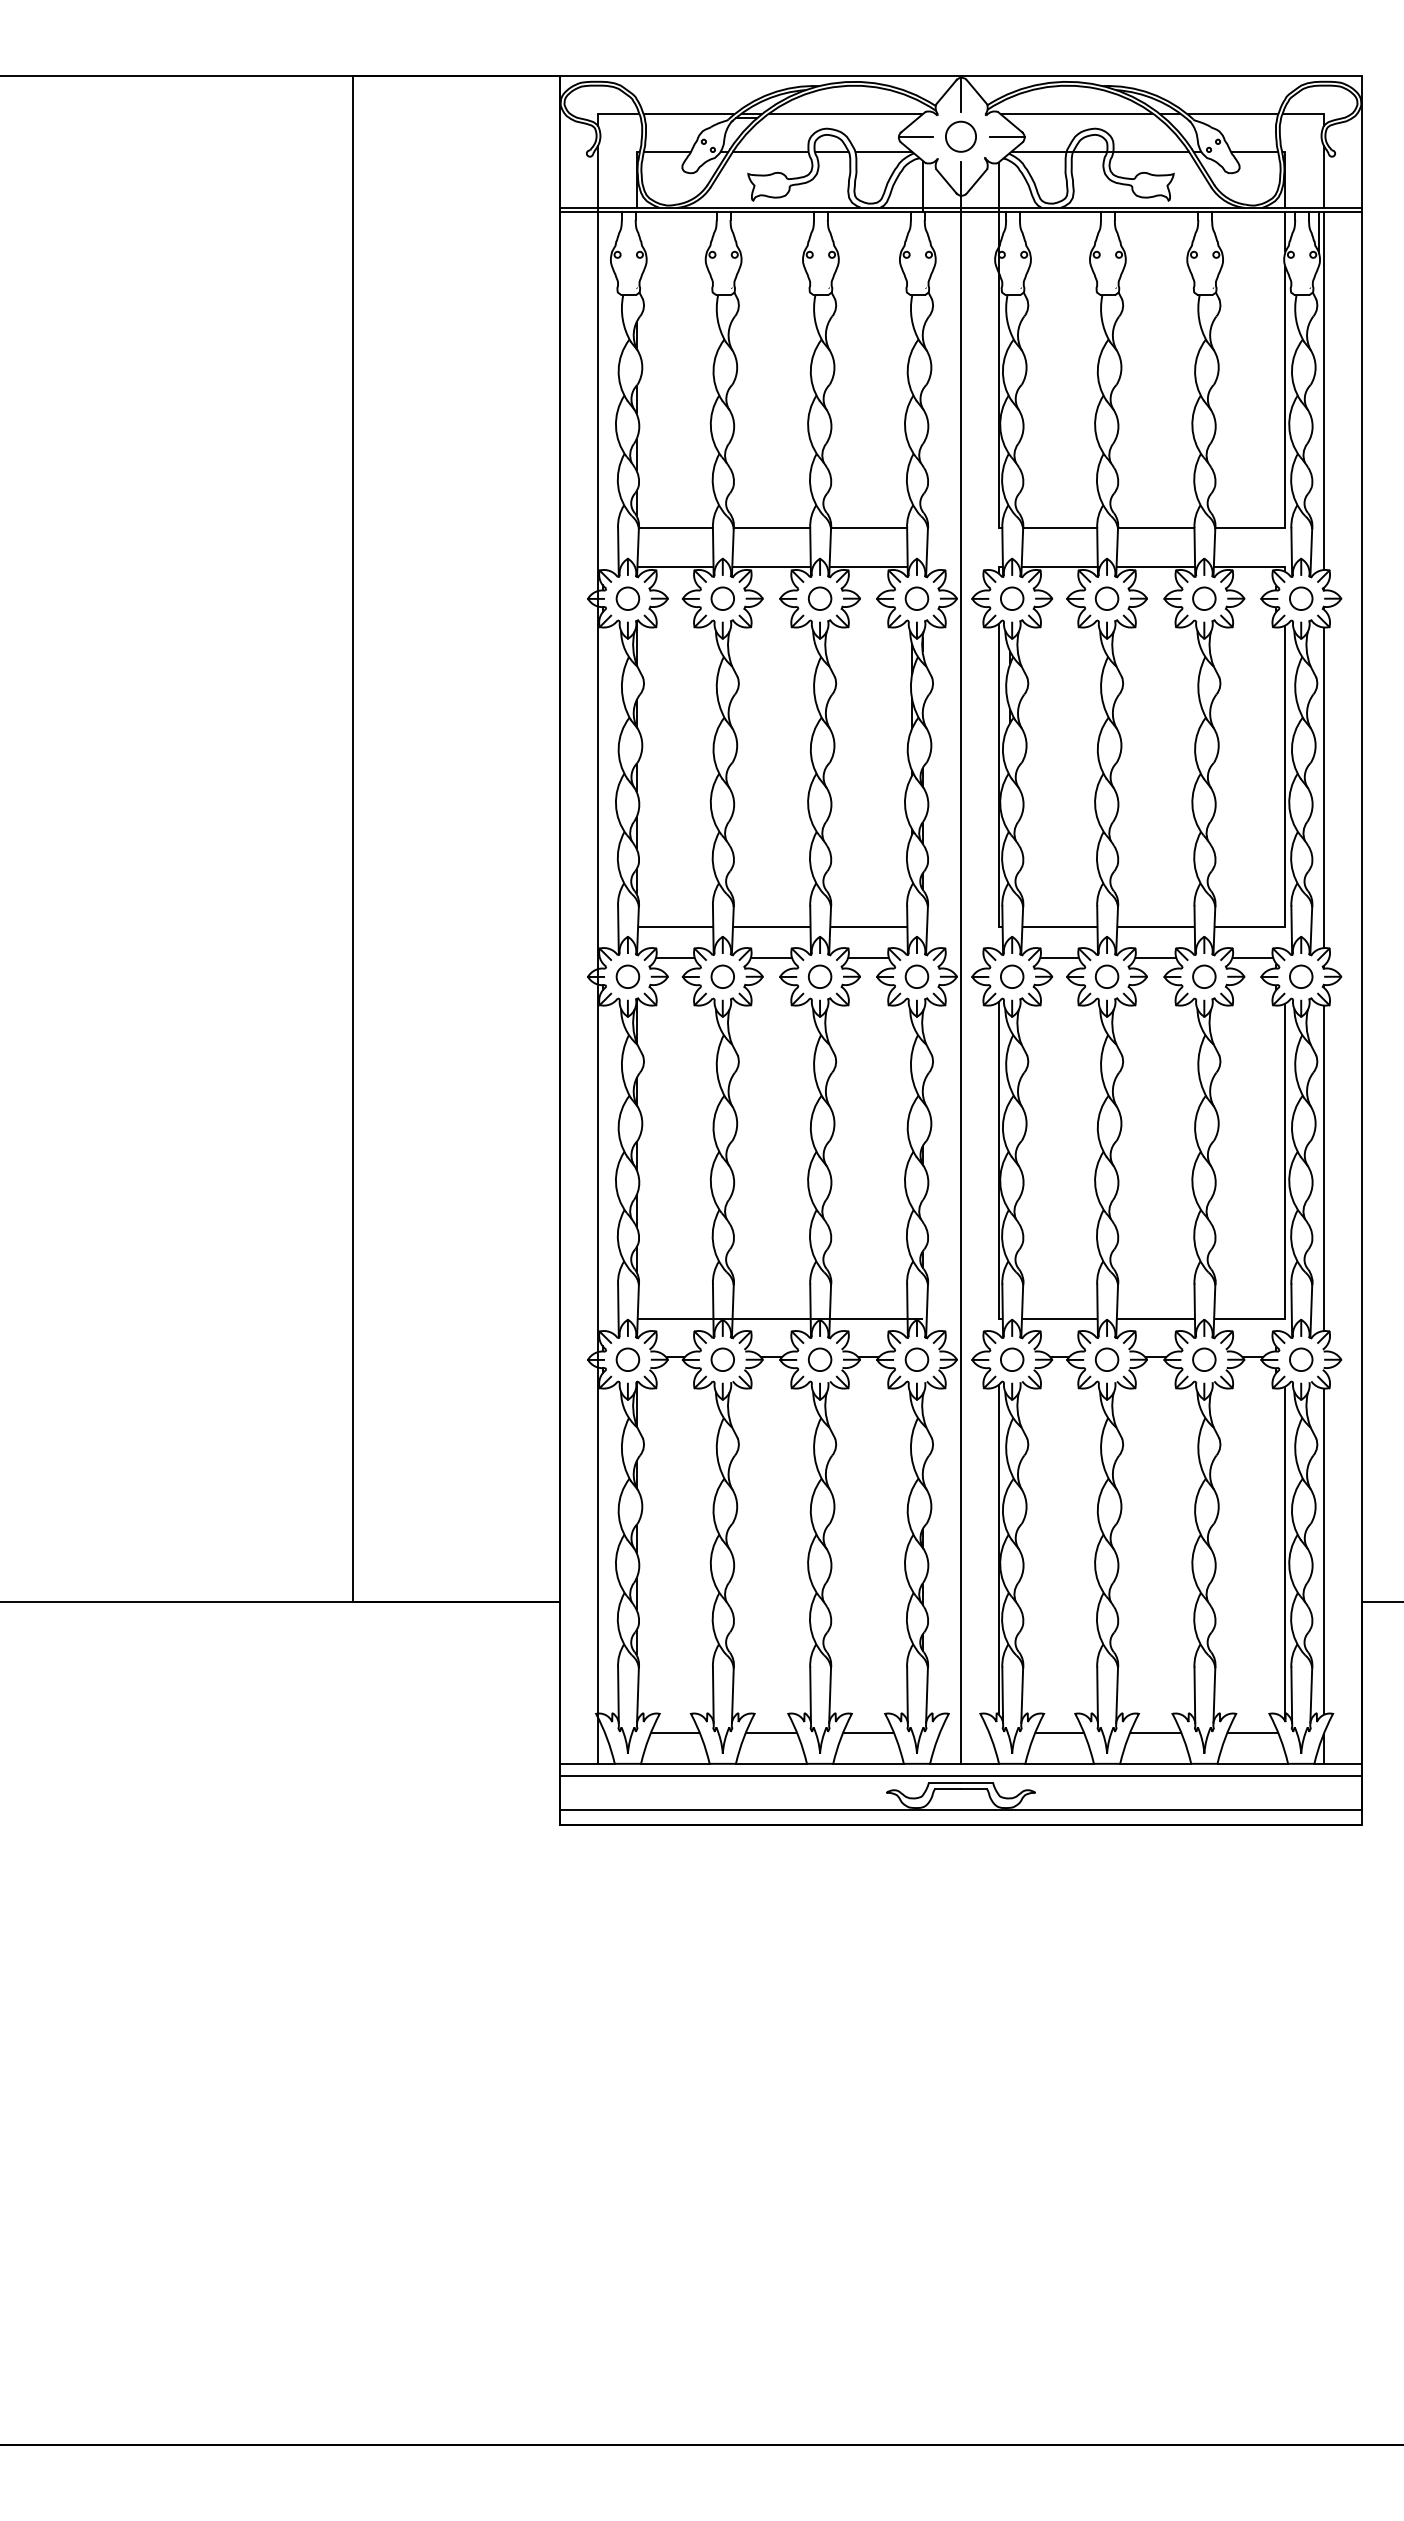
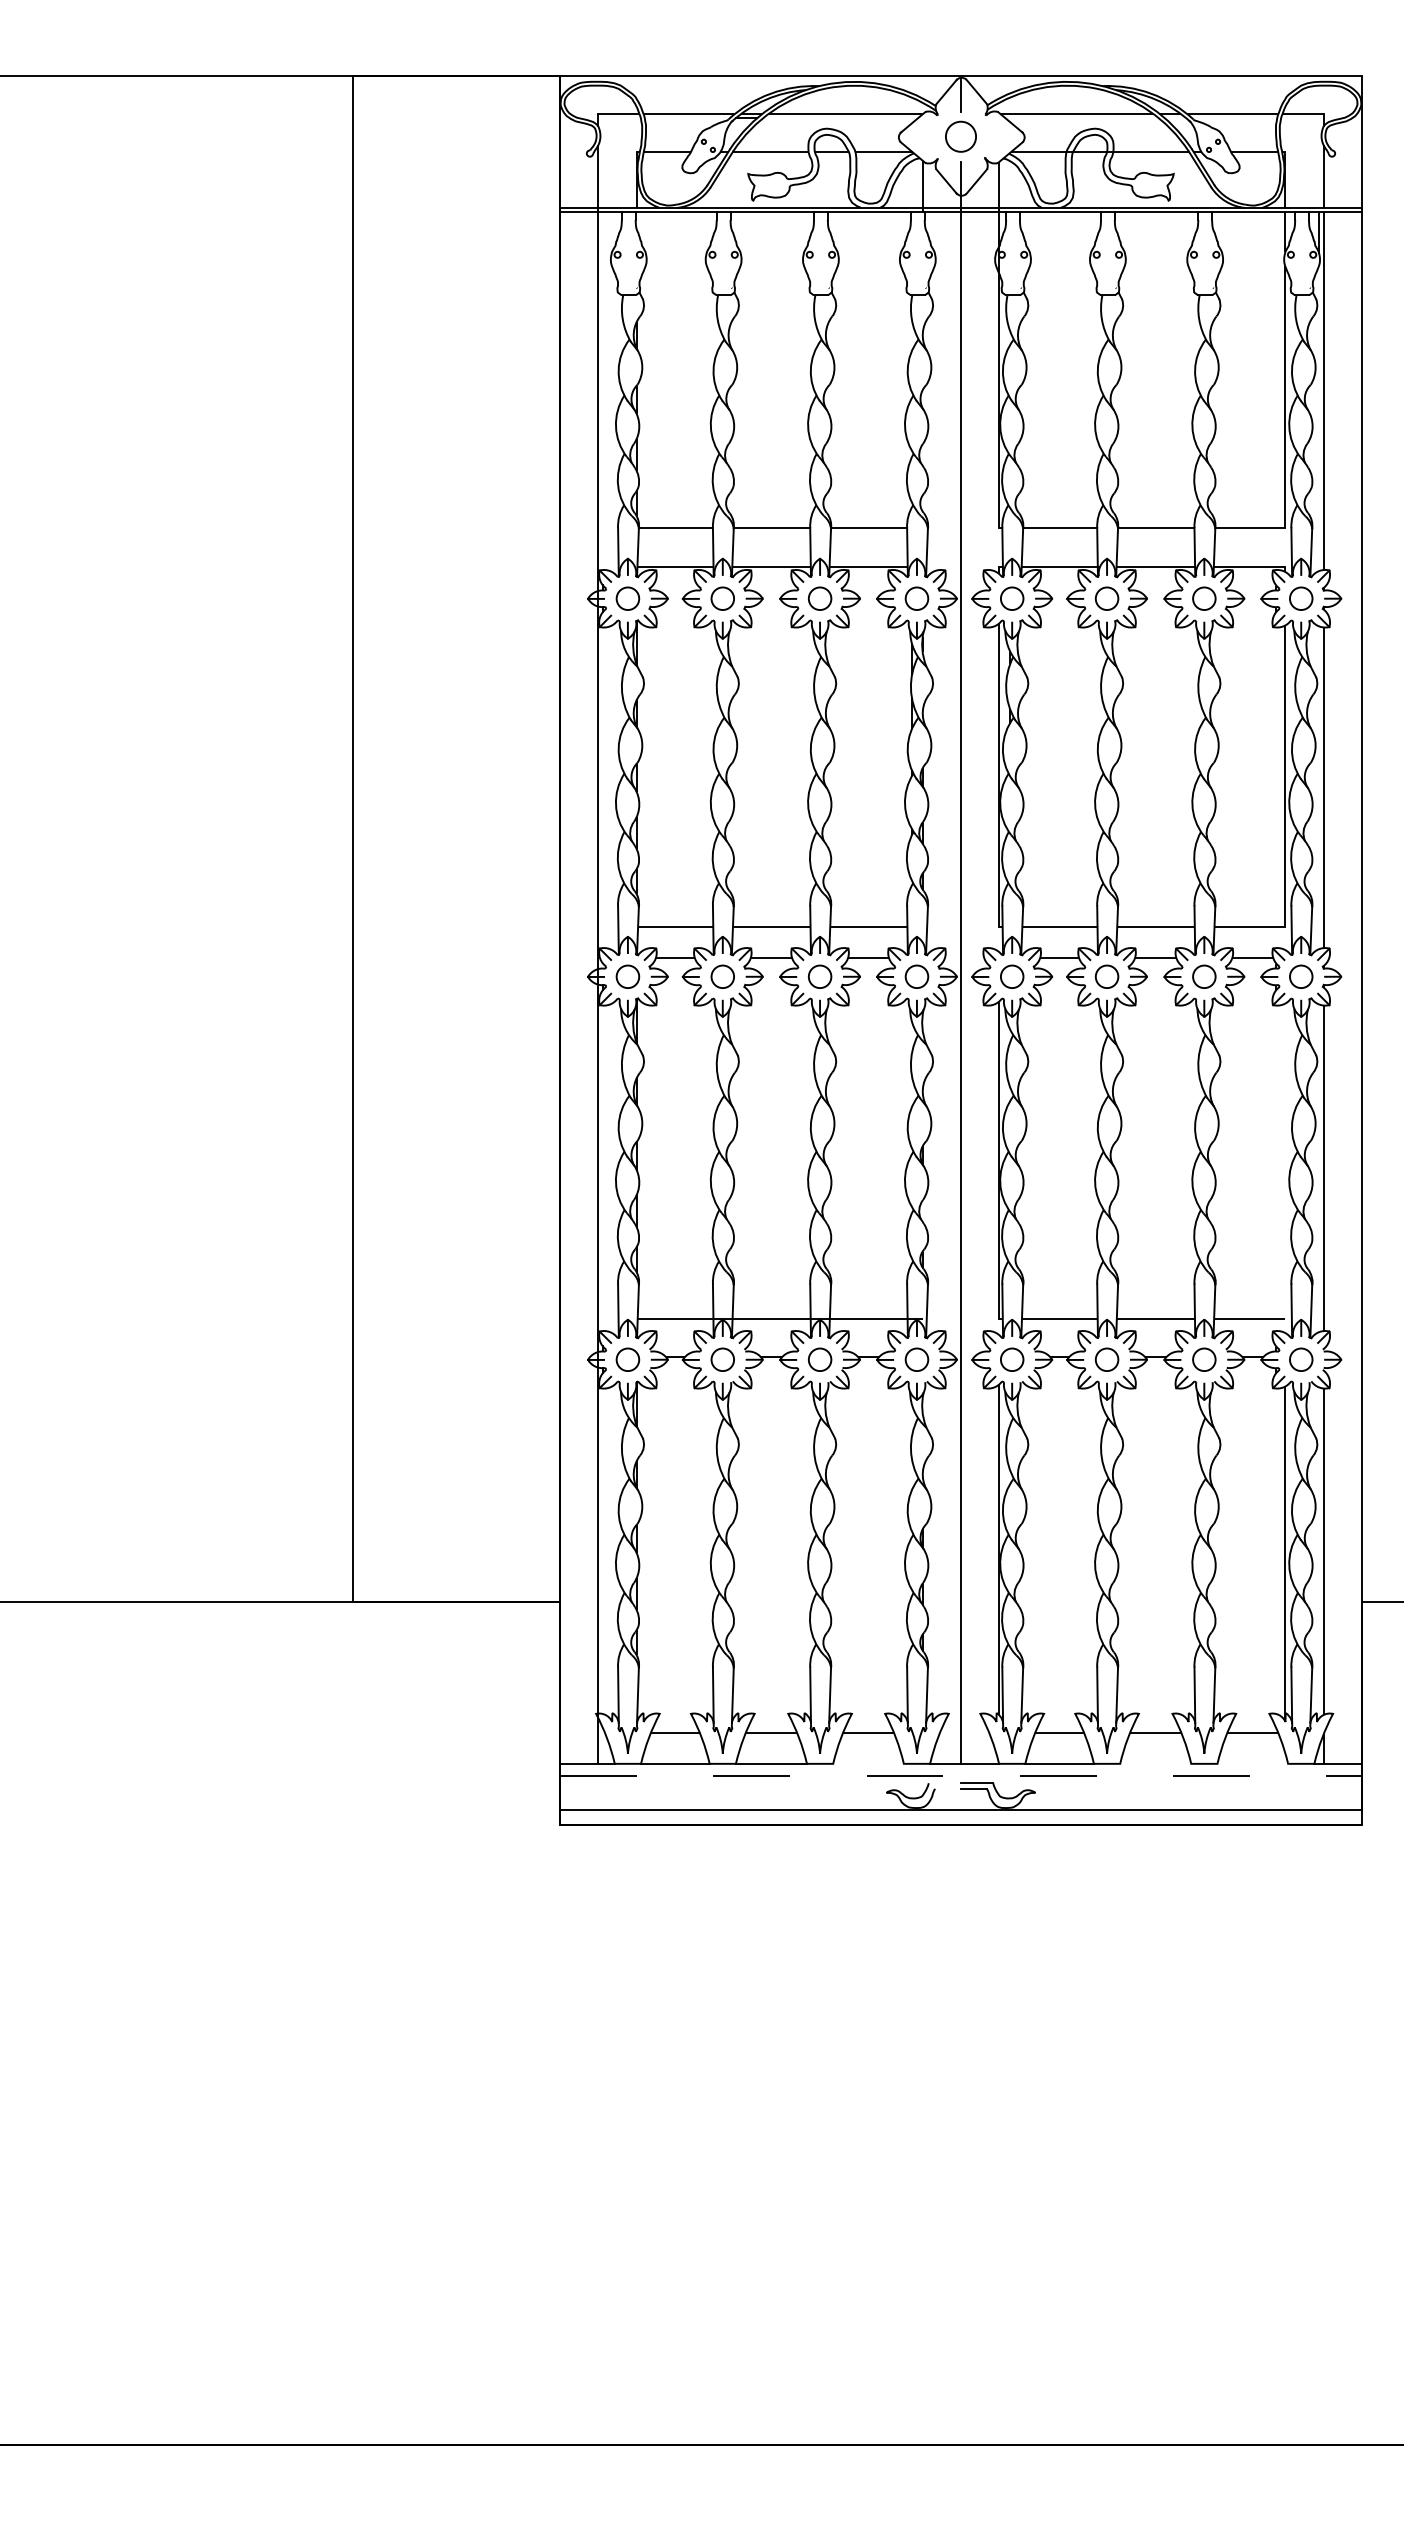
line: present -> none (915, 136)
line: present -> none (1007, 136)
line: present -> none (1285, 1160)
line: present -> none (868, 1763)
line: present -> none (1155, 1763)
line: present -> none (1252, 1763)
line: solid -> dashed (960, 1776)
line: present -> none (944, 1783)
line: present -> none (948, 1788)
